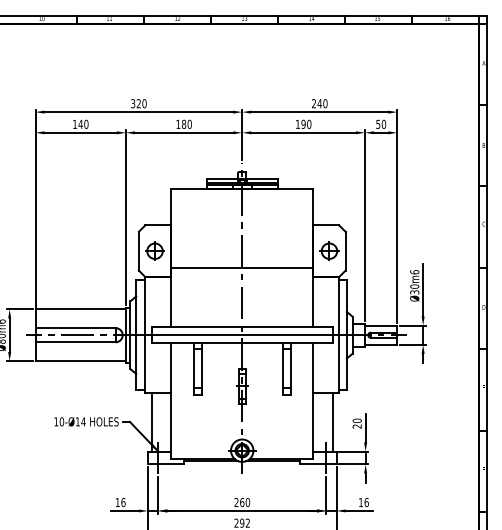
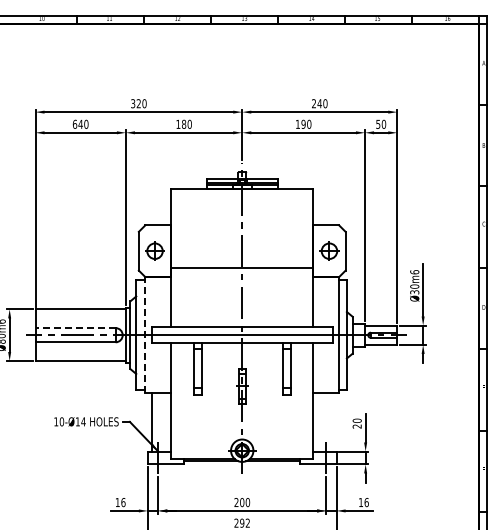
text: 140 -> 640 (74, 123)
line: solid -> dashed (75, 328)
line: solid -> dashed (145, 334)
line: present -> none (332, 422)
text: 260 -> 200 (242, 502)
